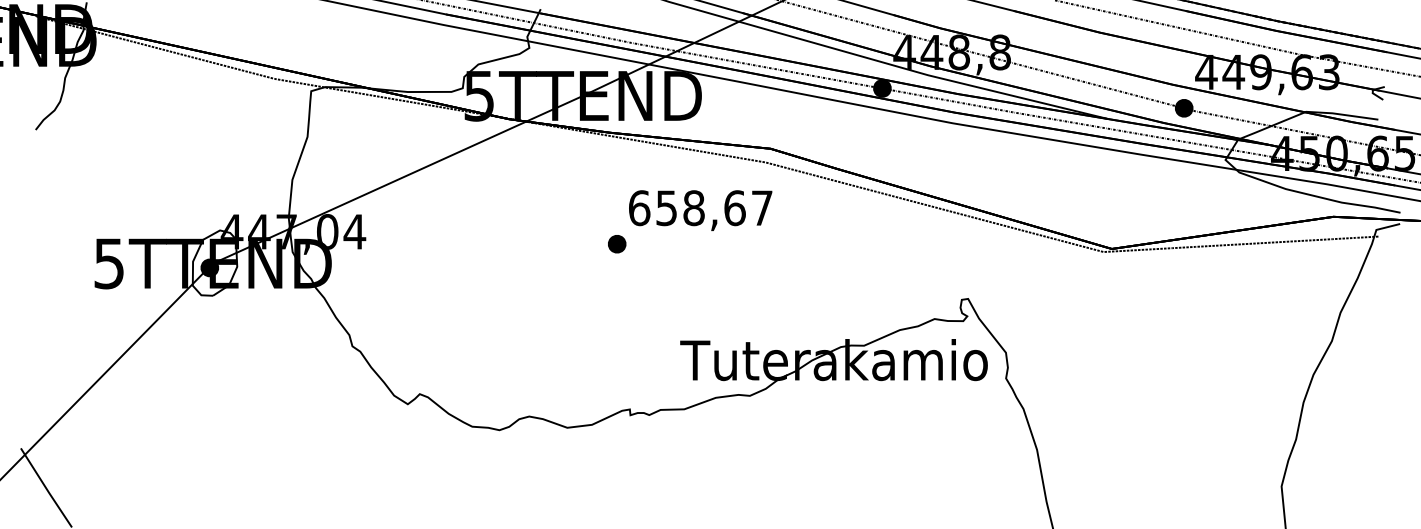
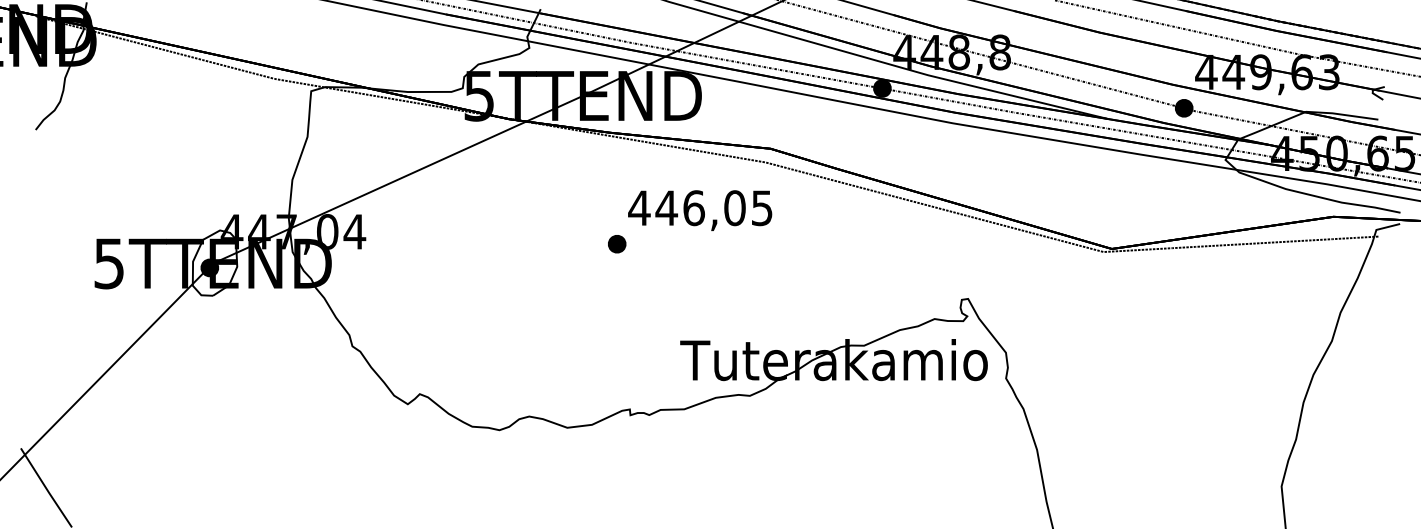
text: 658,67 -> 446,05 (700, 208)
